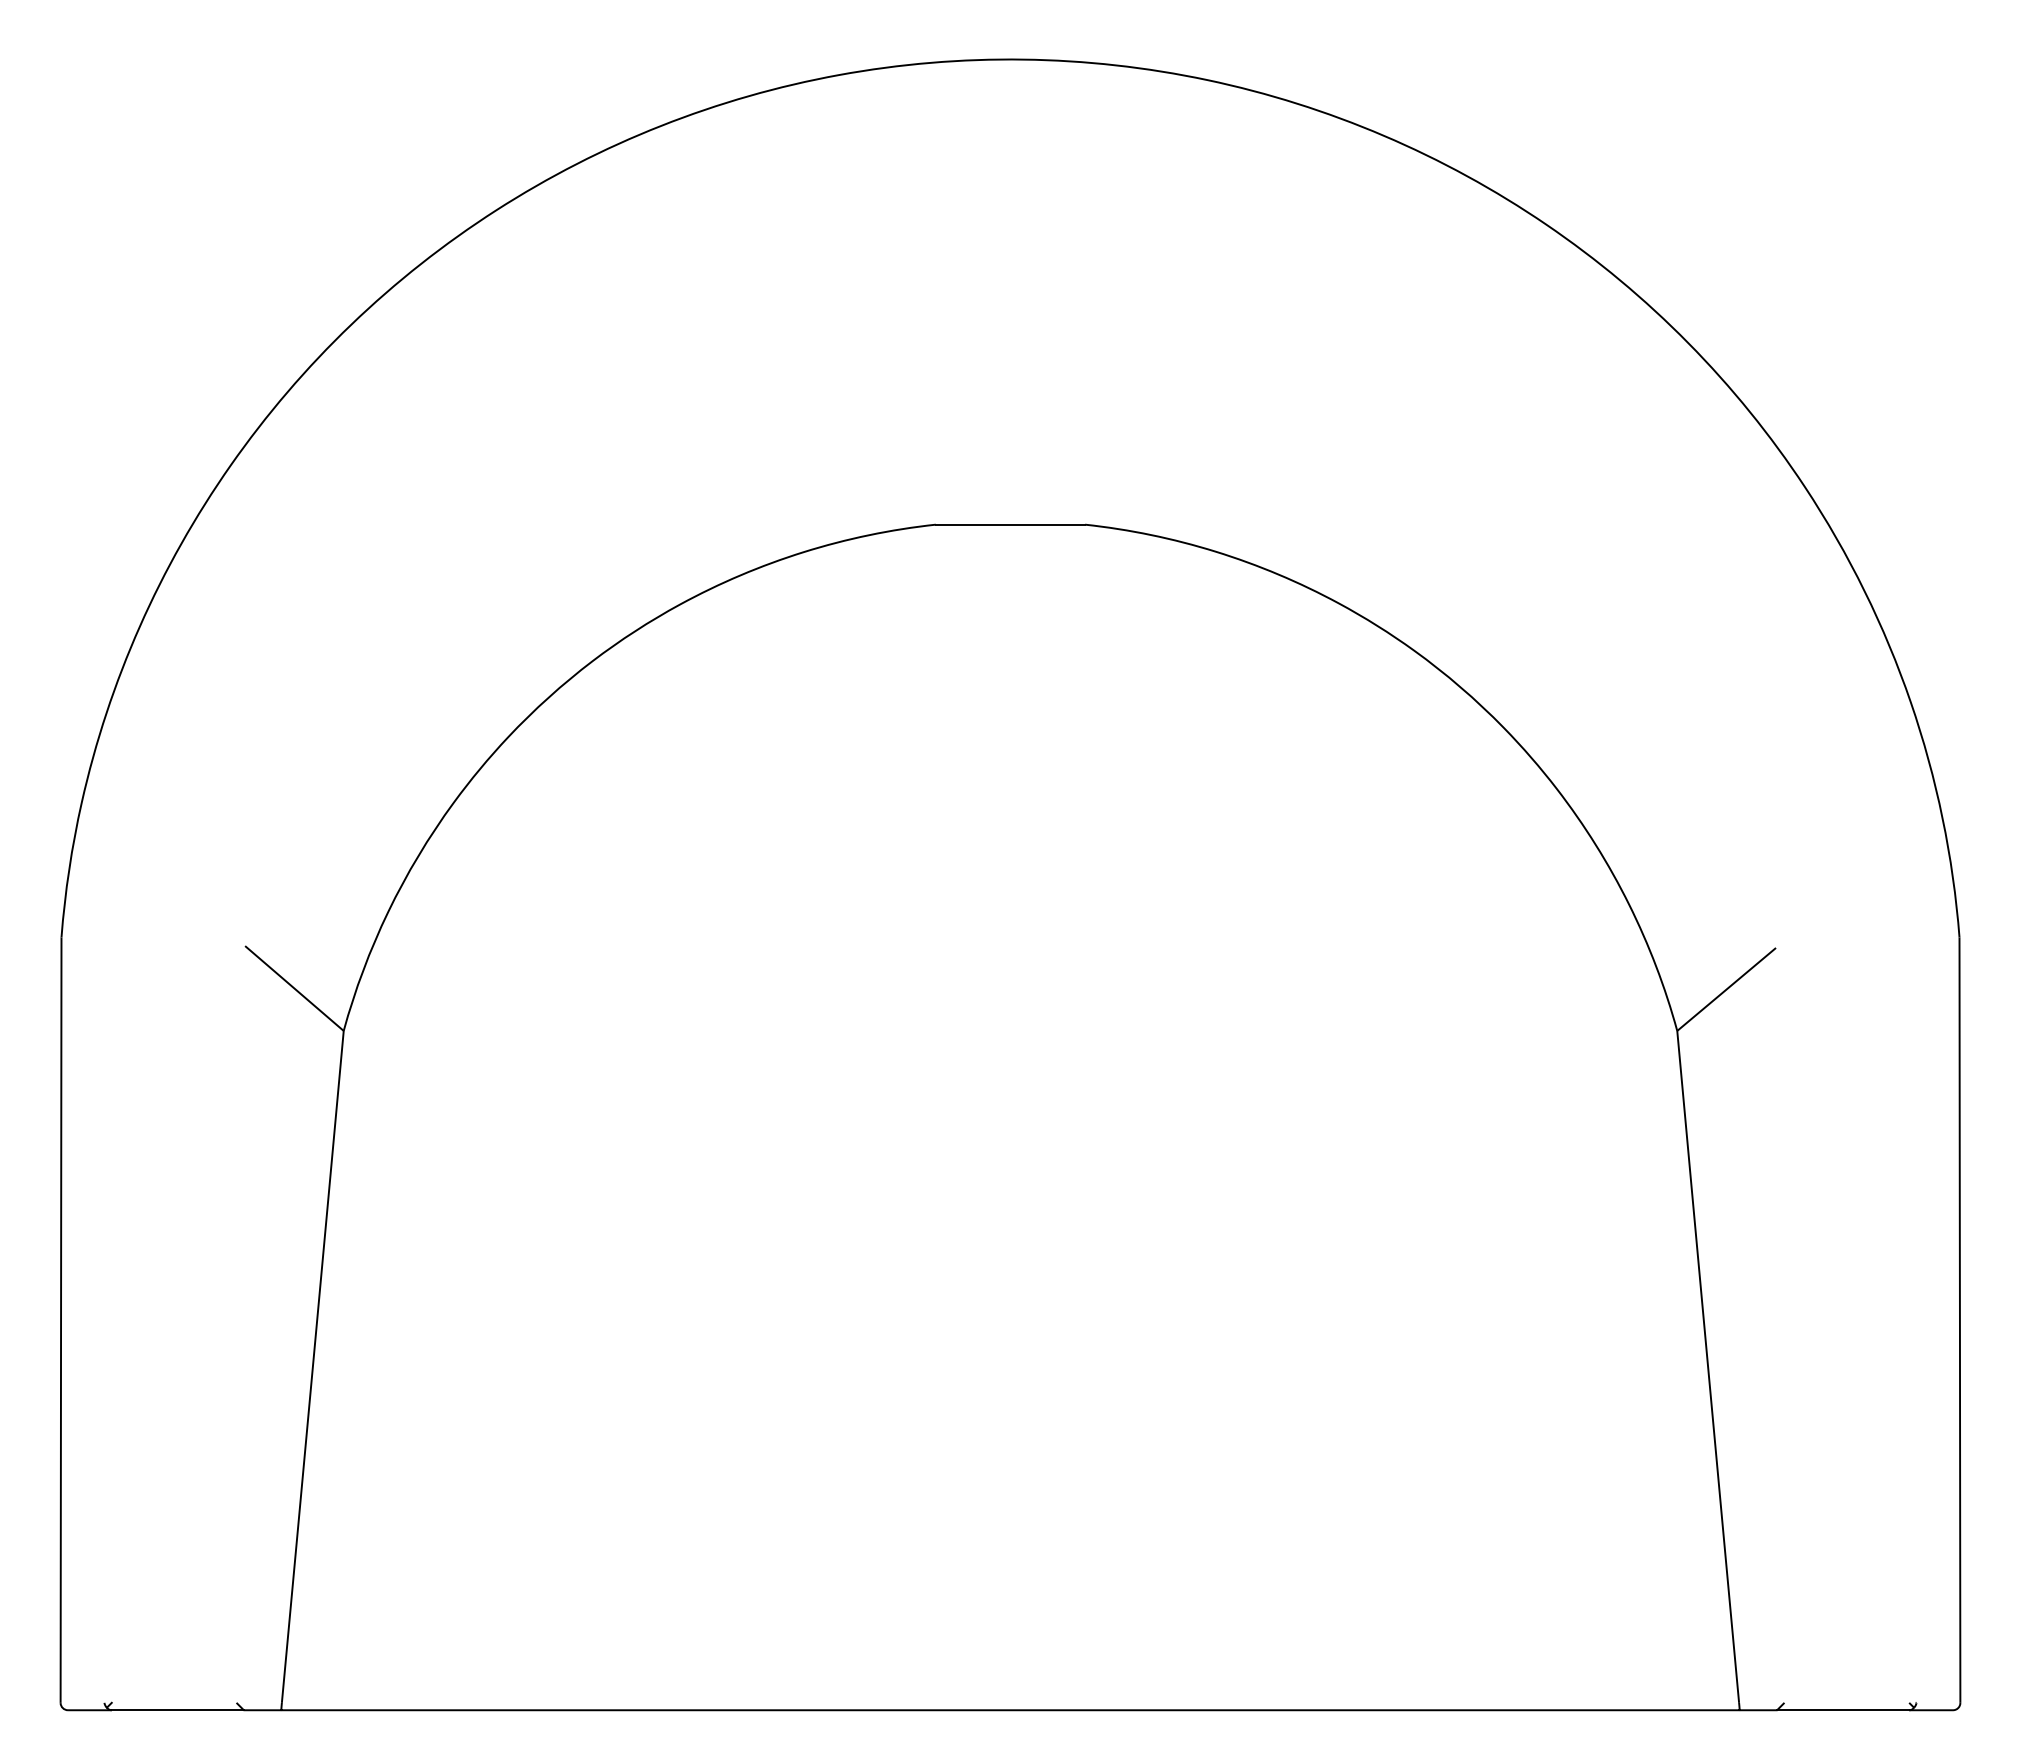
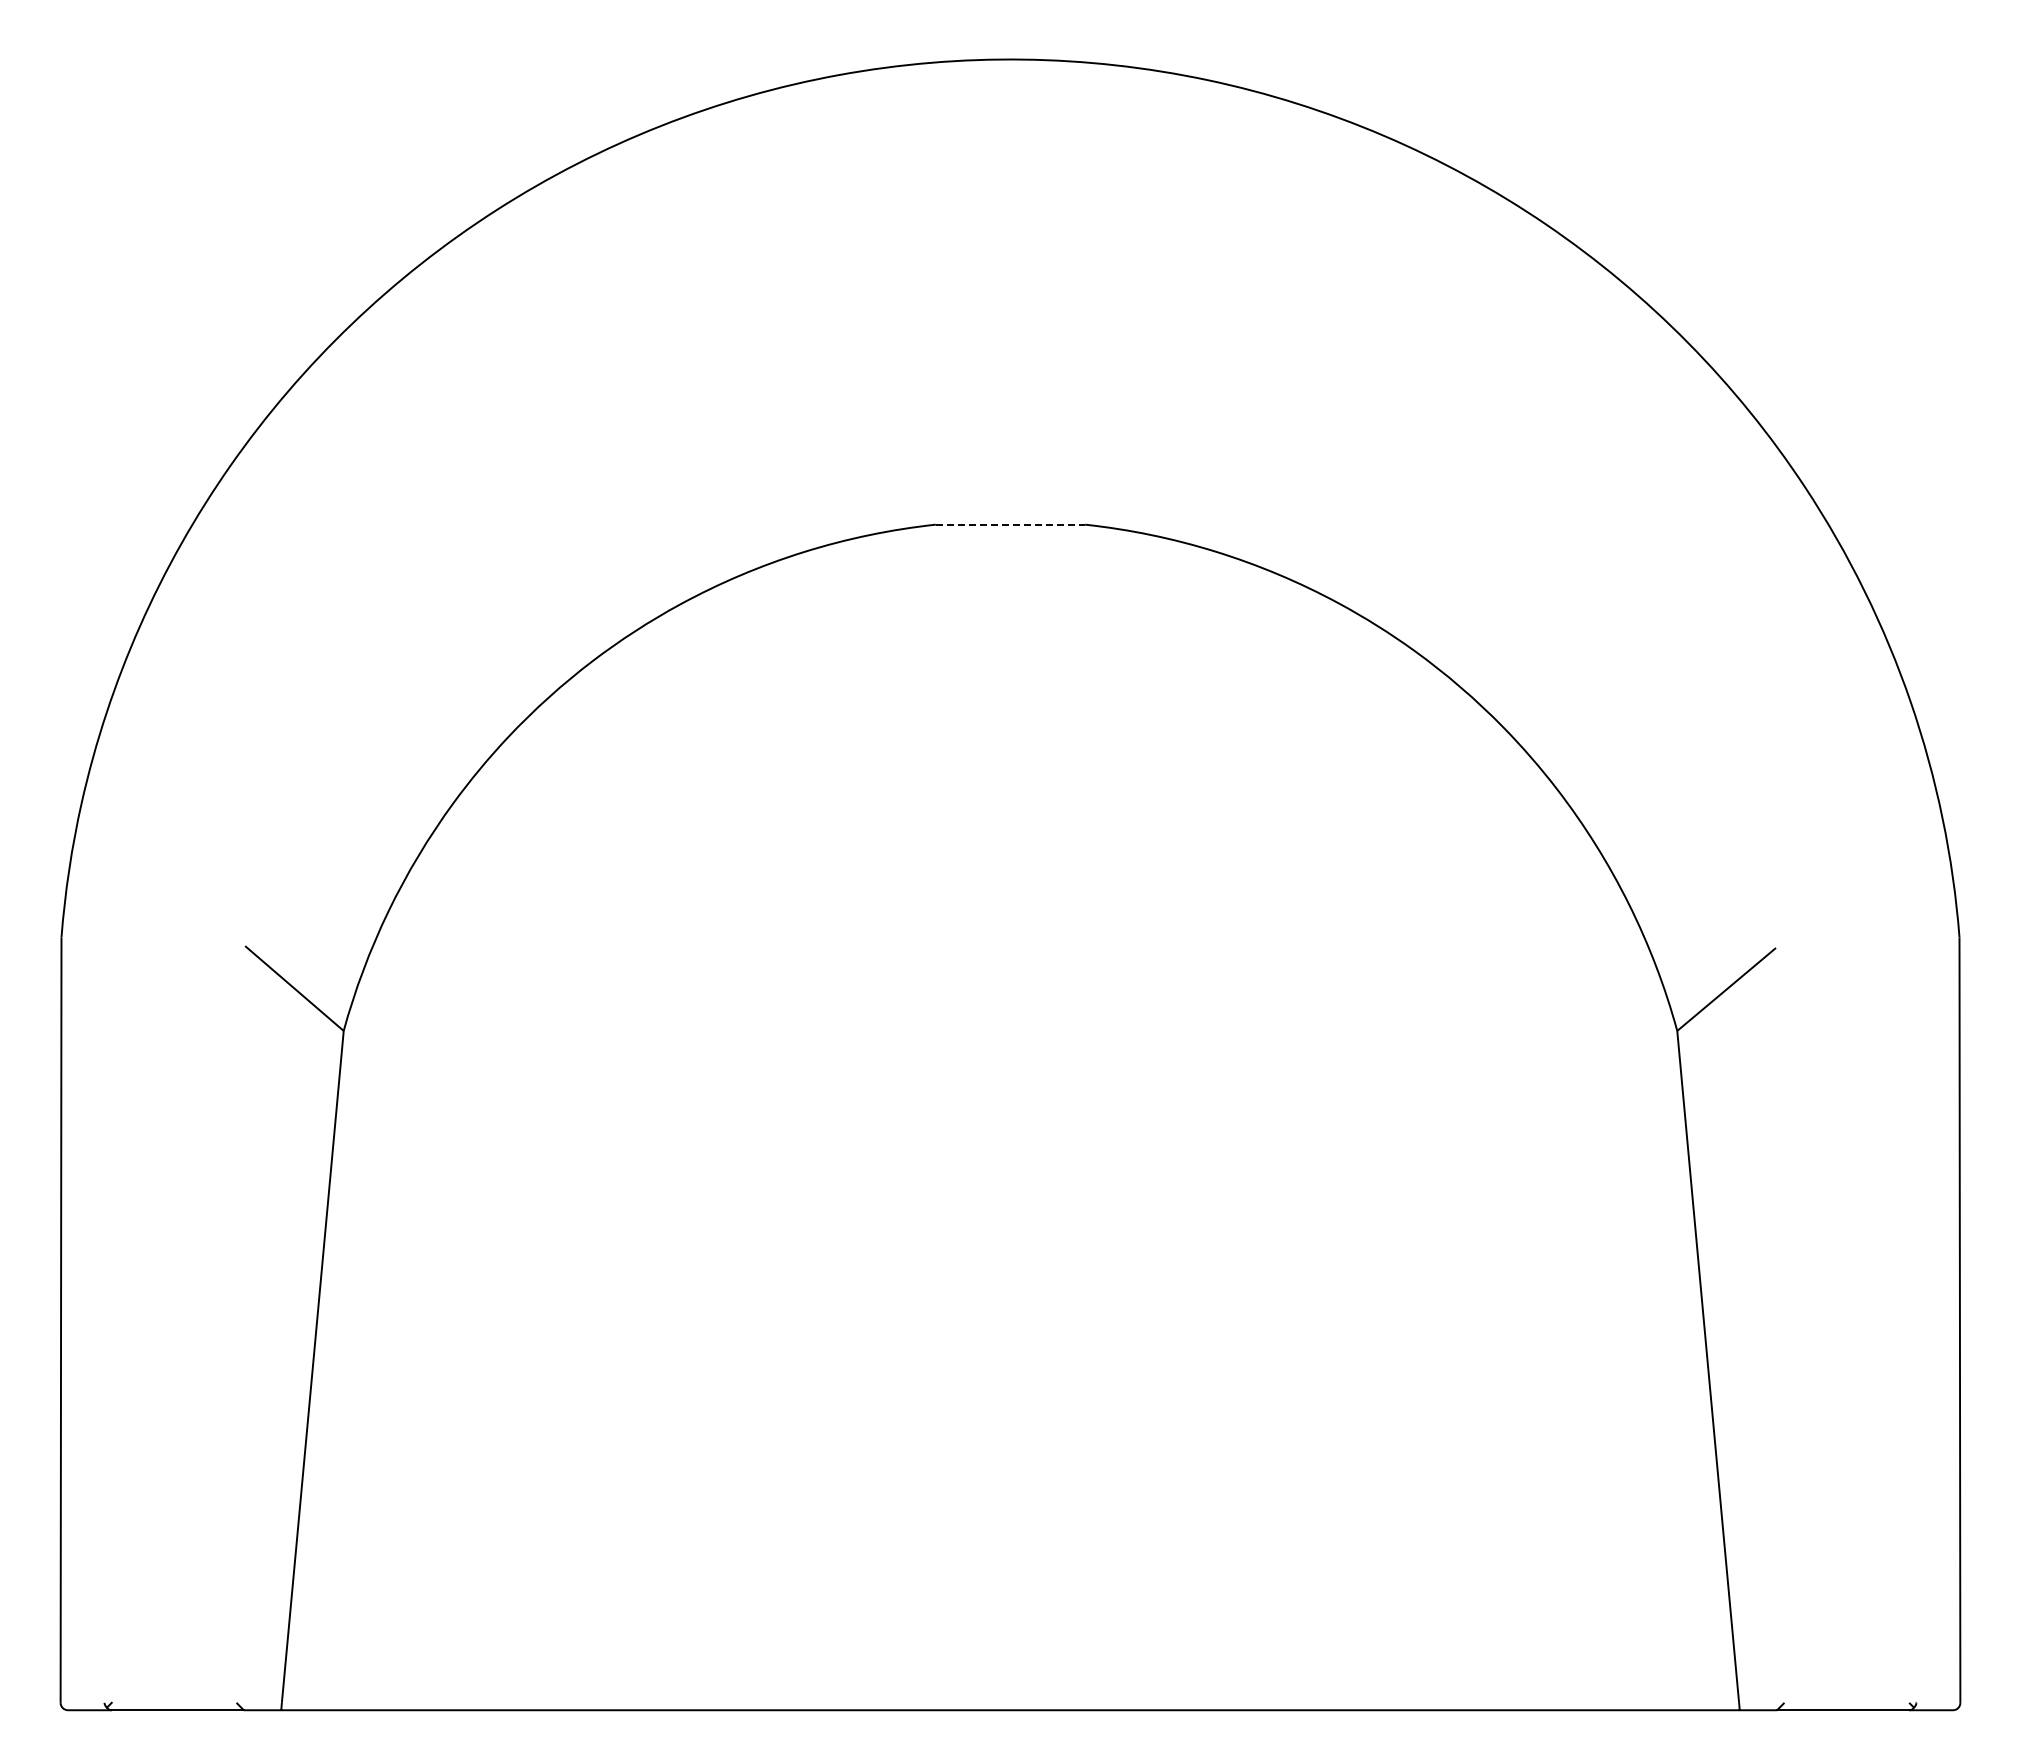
line: solid -> dashed (1010, 524)
